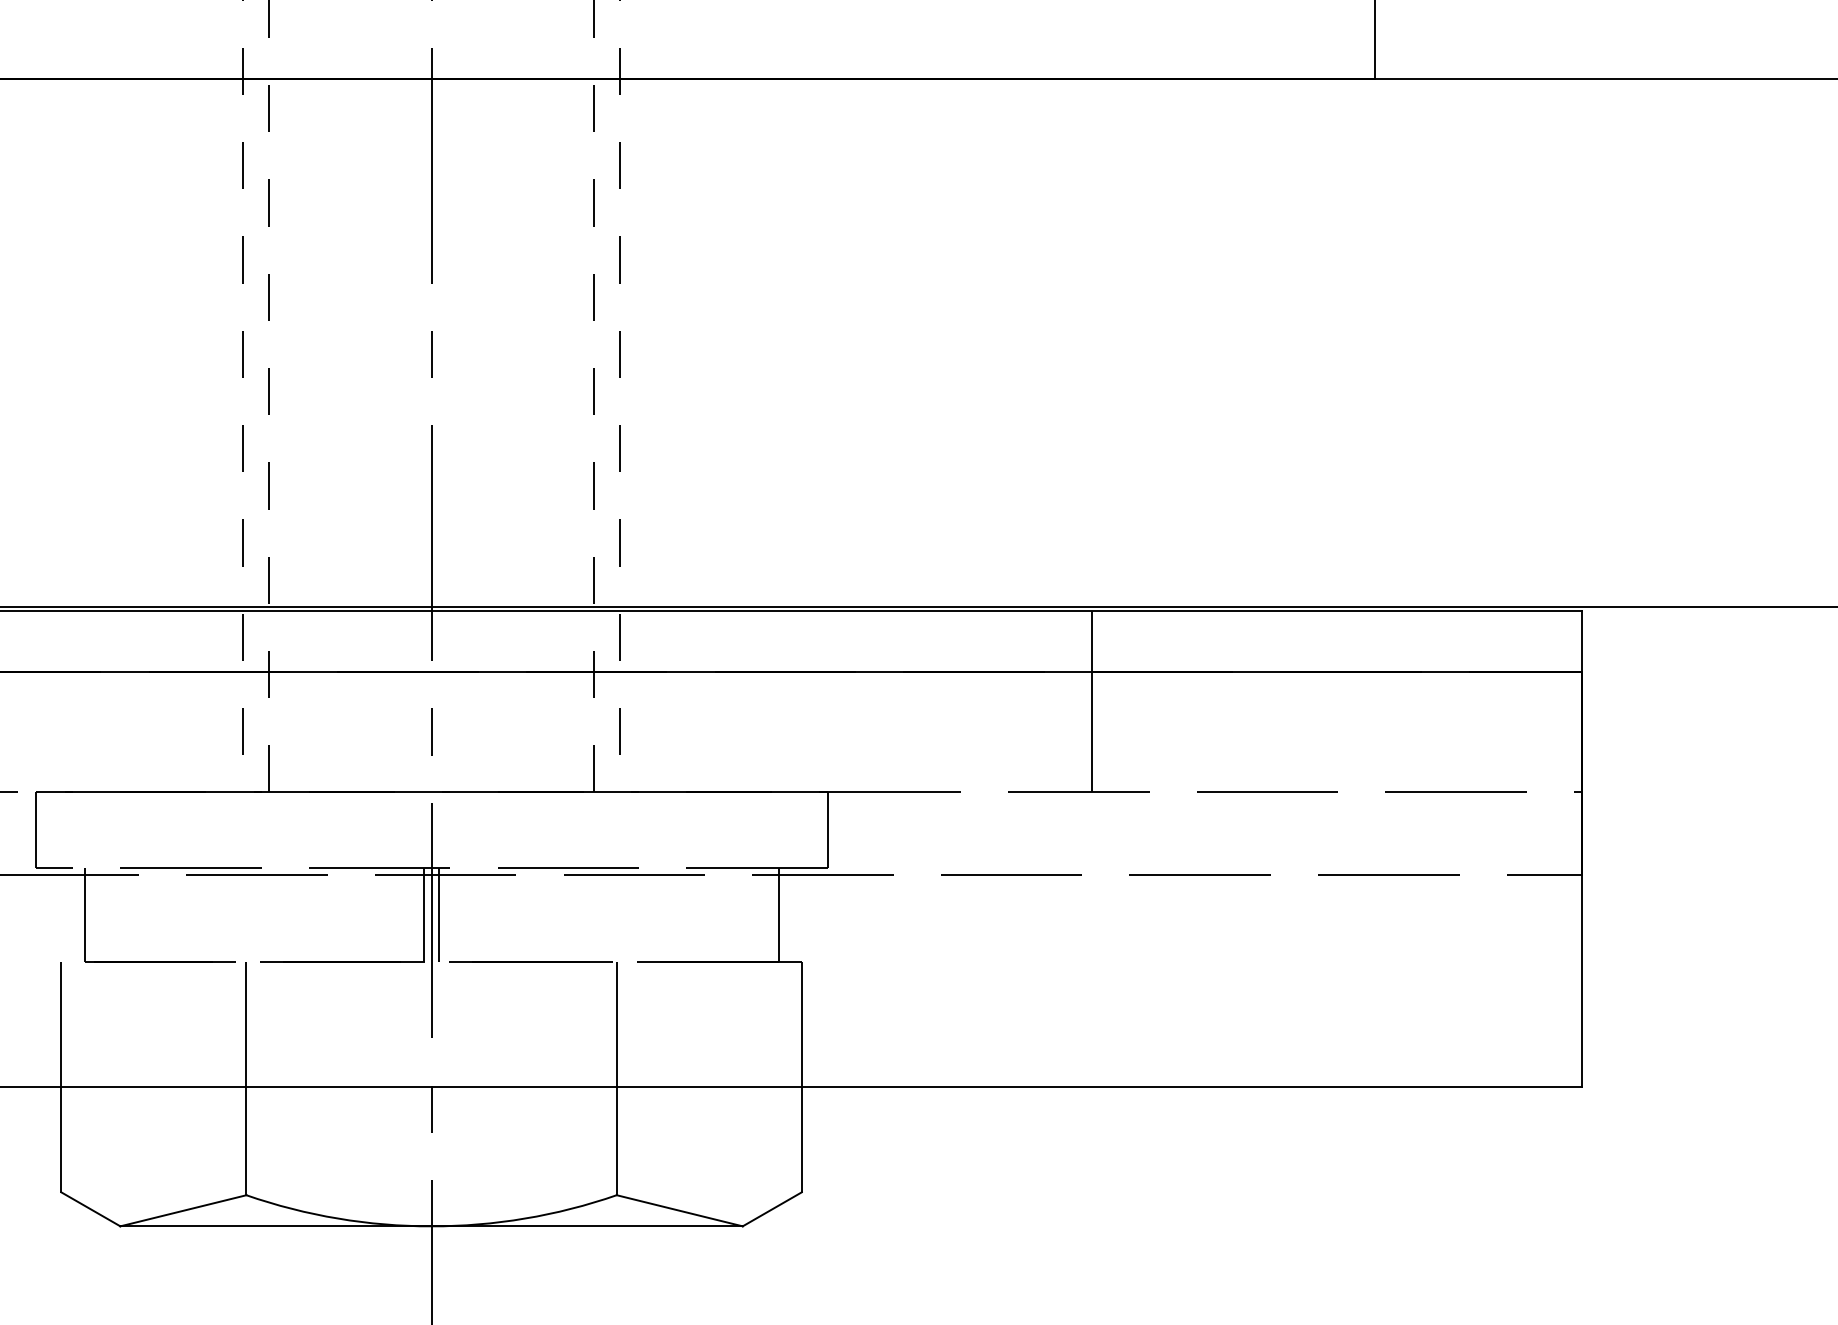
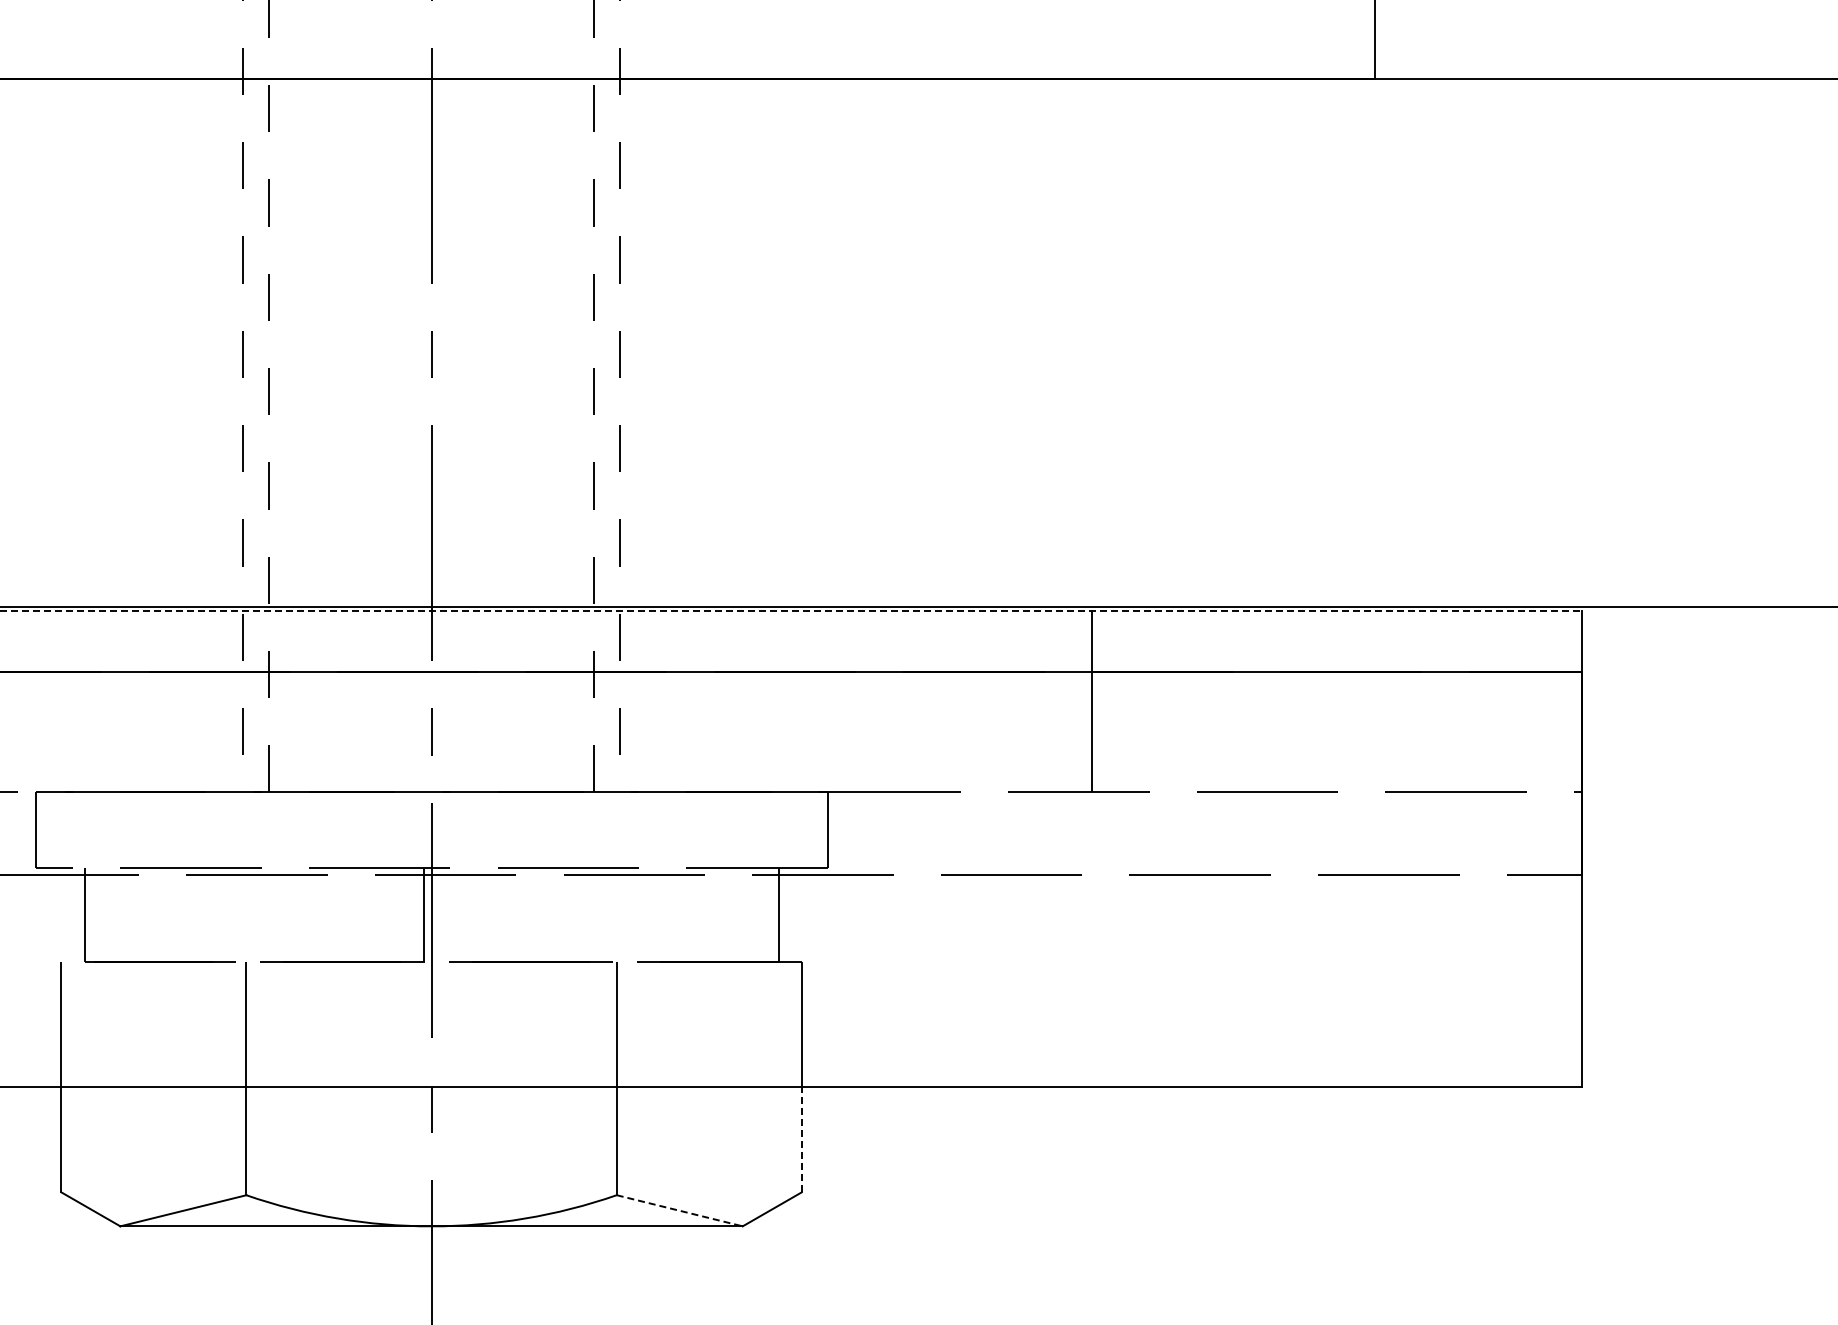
line: solid -> dashed (791, 611)
line: present -> none (439, 914)
line: solid -> dashed (801, 1139)
line: solid -> dashed (679, 1210)
